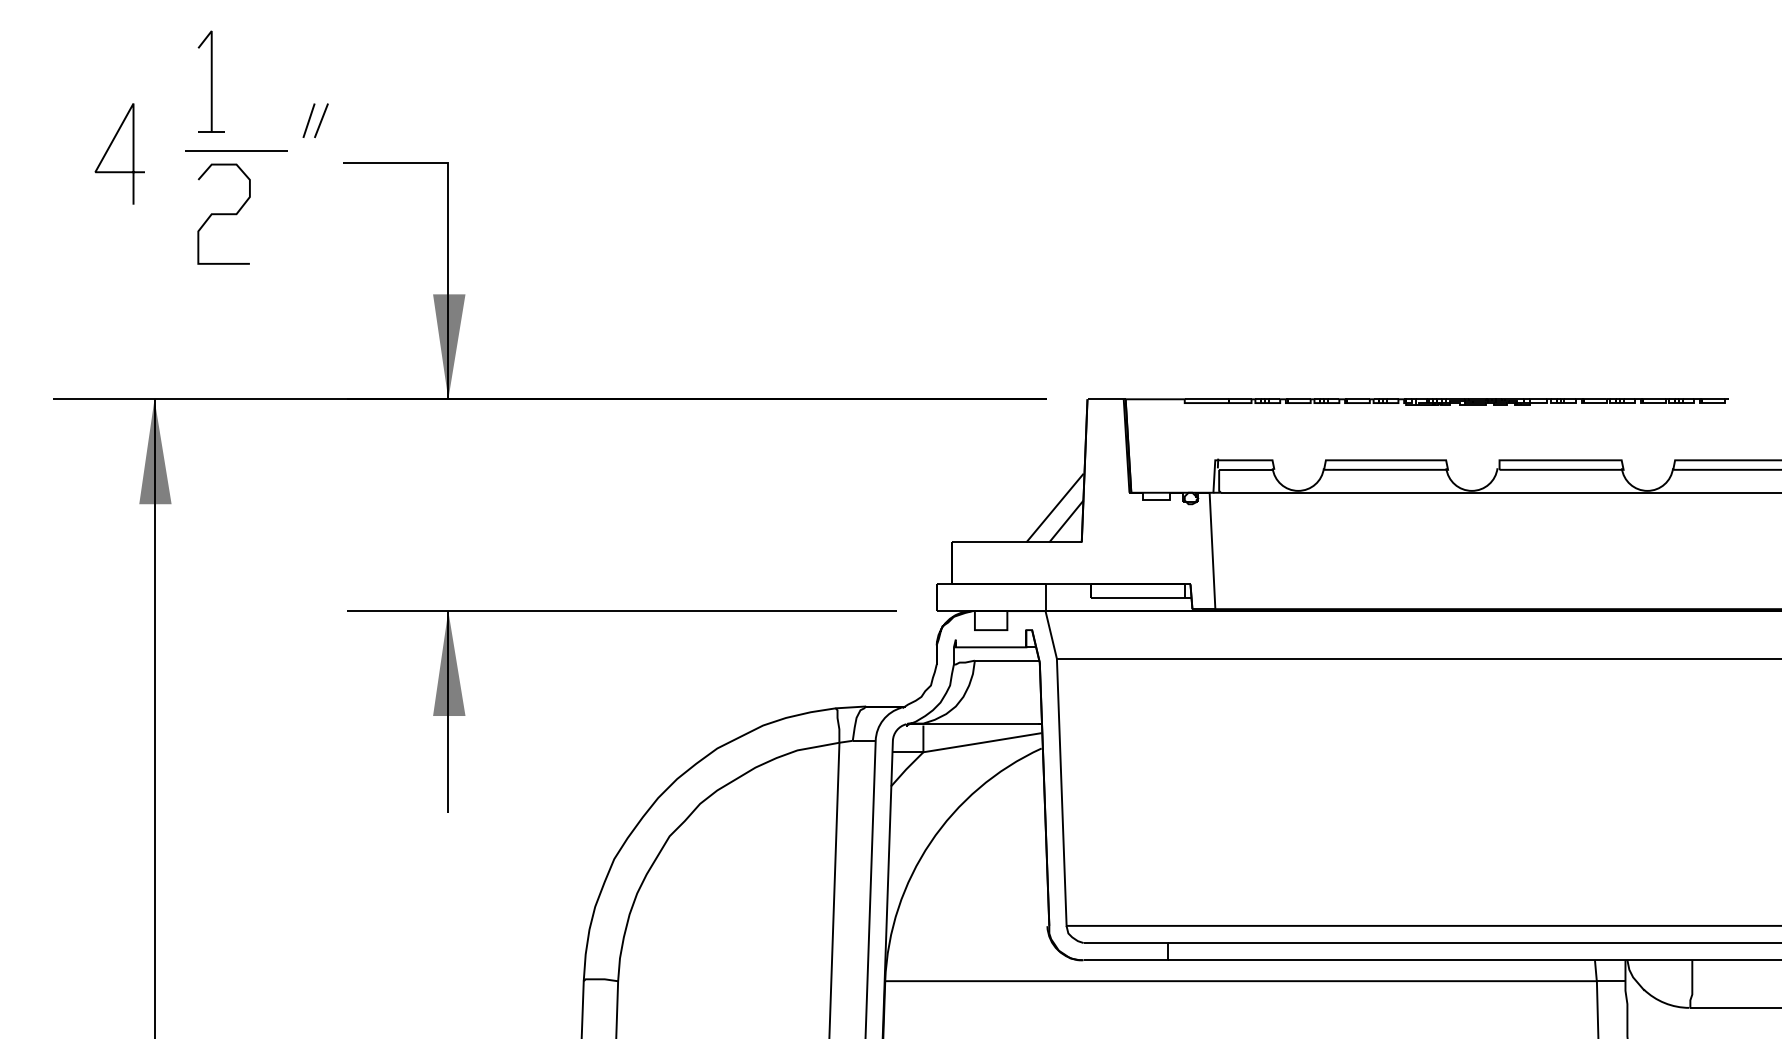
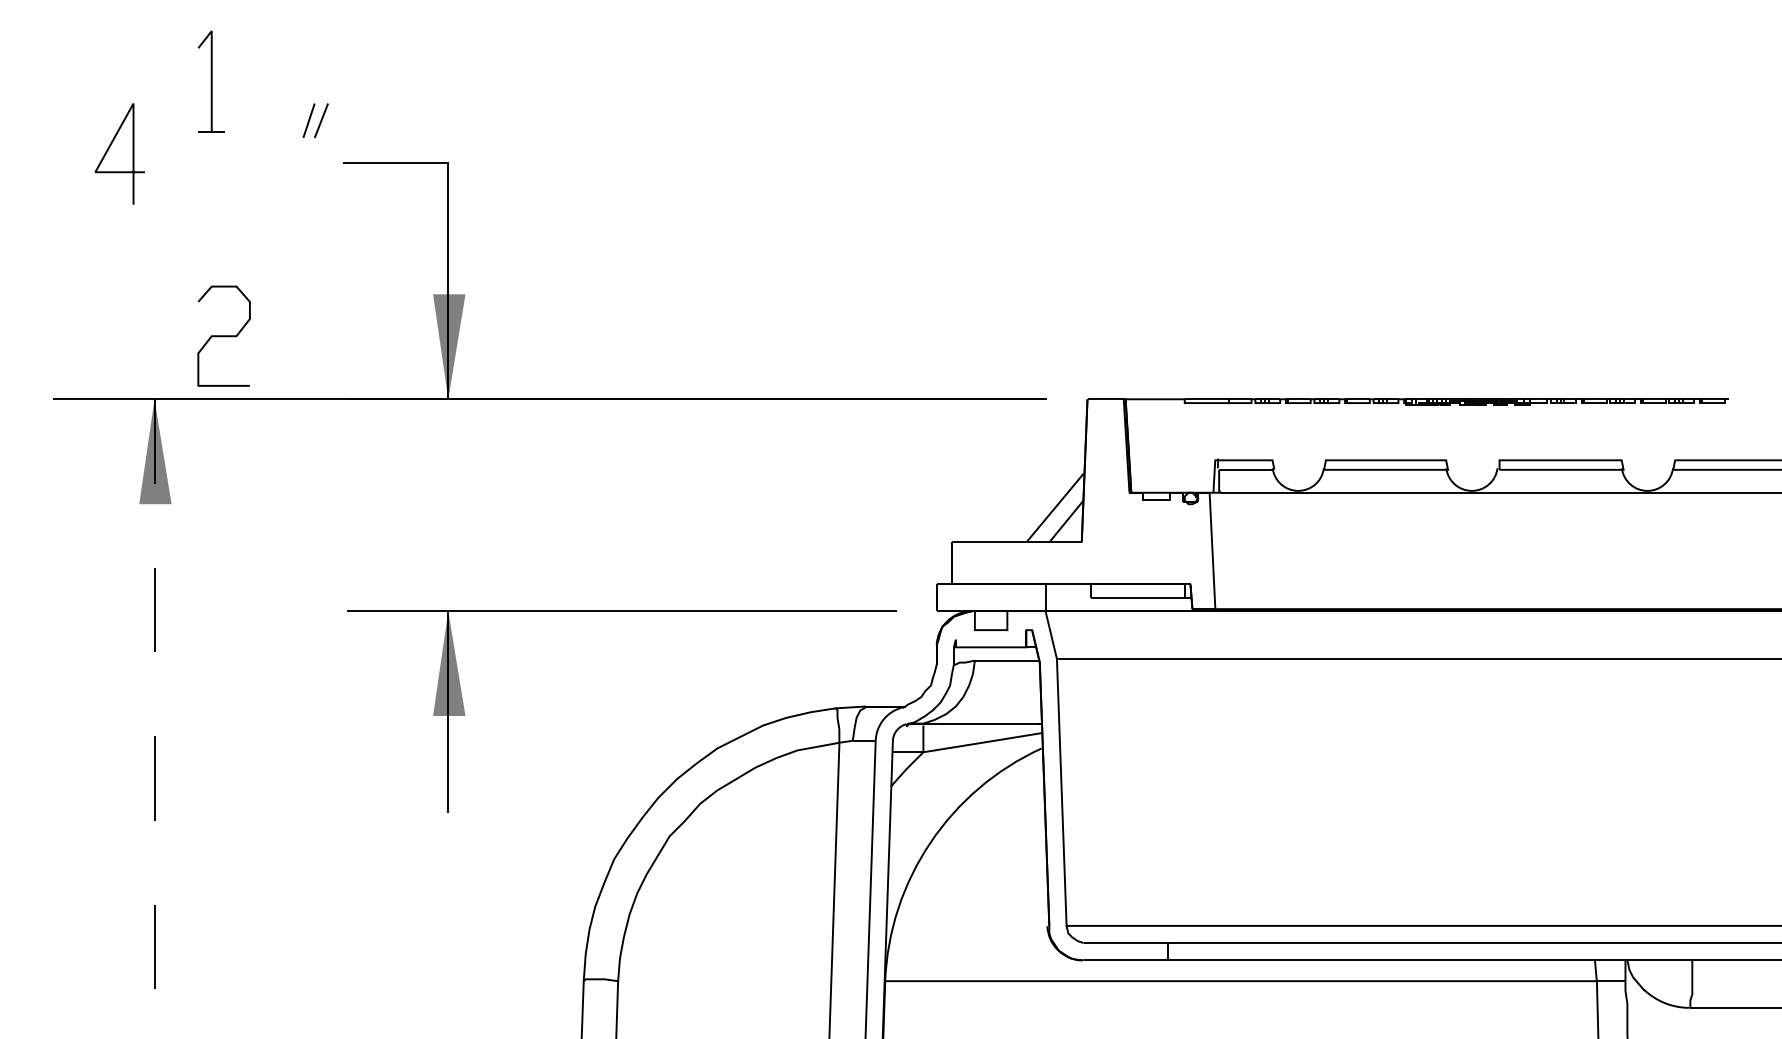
line: present -> none (236, 150)
curve position: (223, 213) -> (223, 335) (223, 335)
line: solid -> dashed (154, 719)
